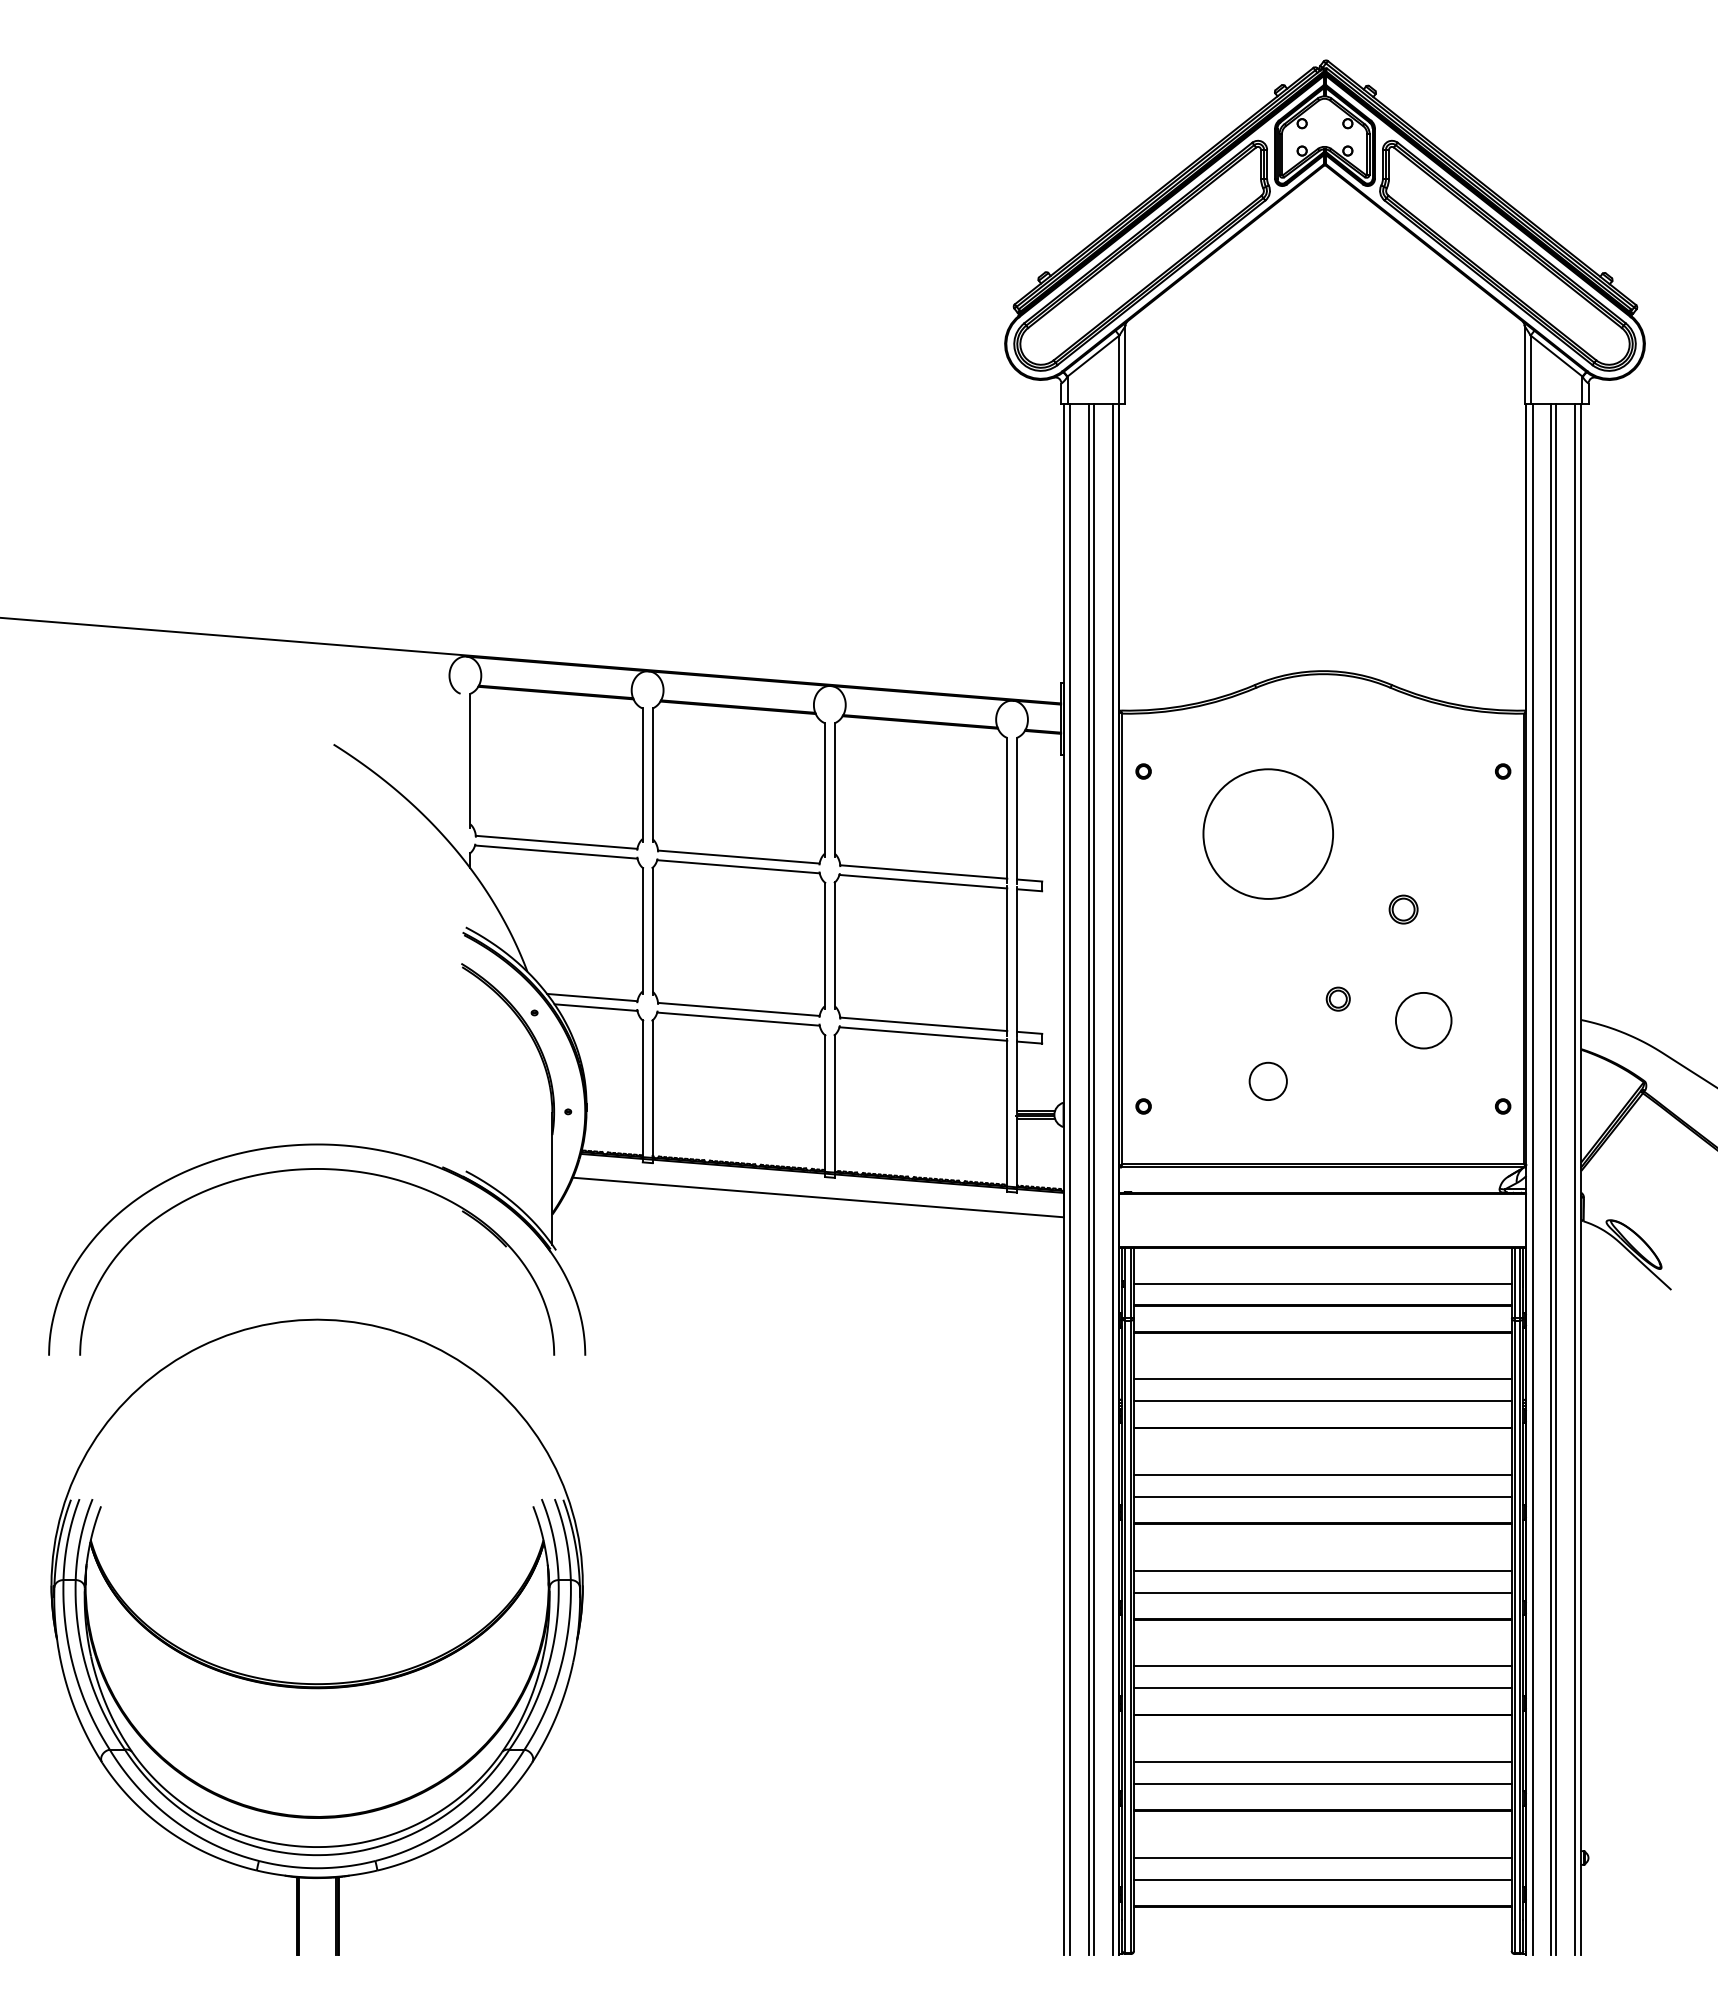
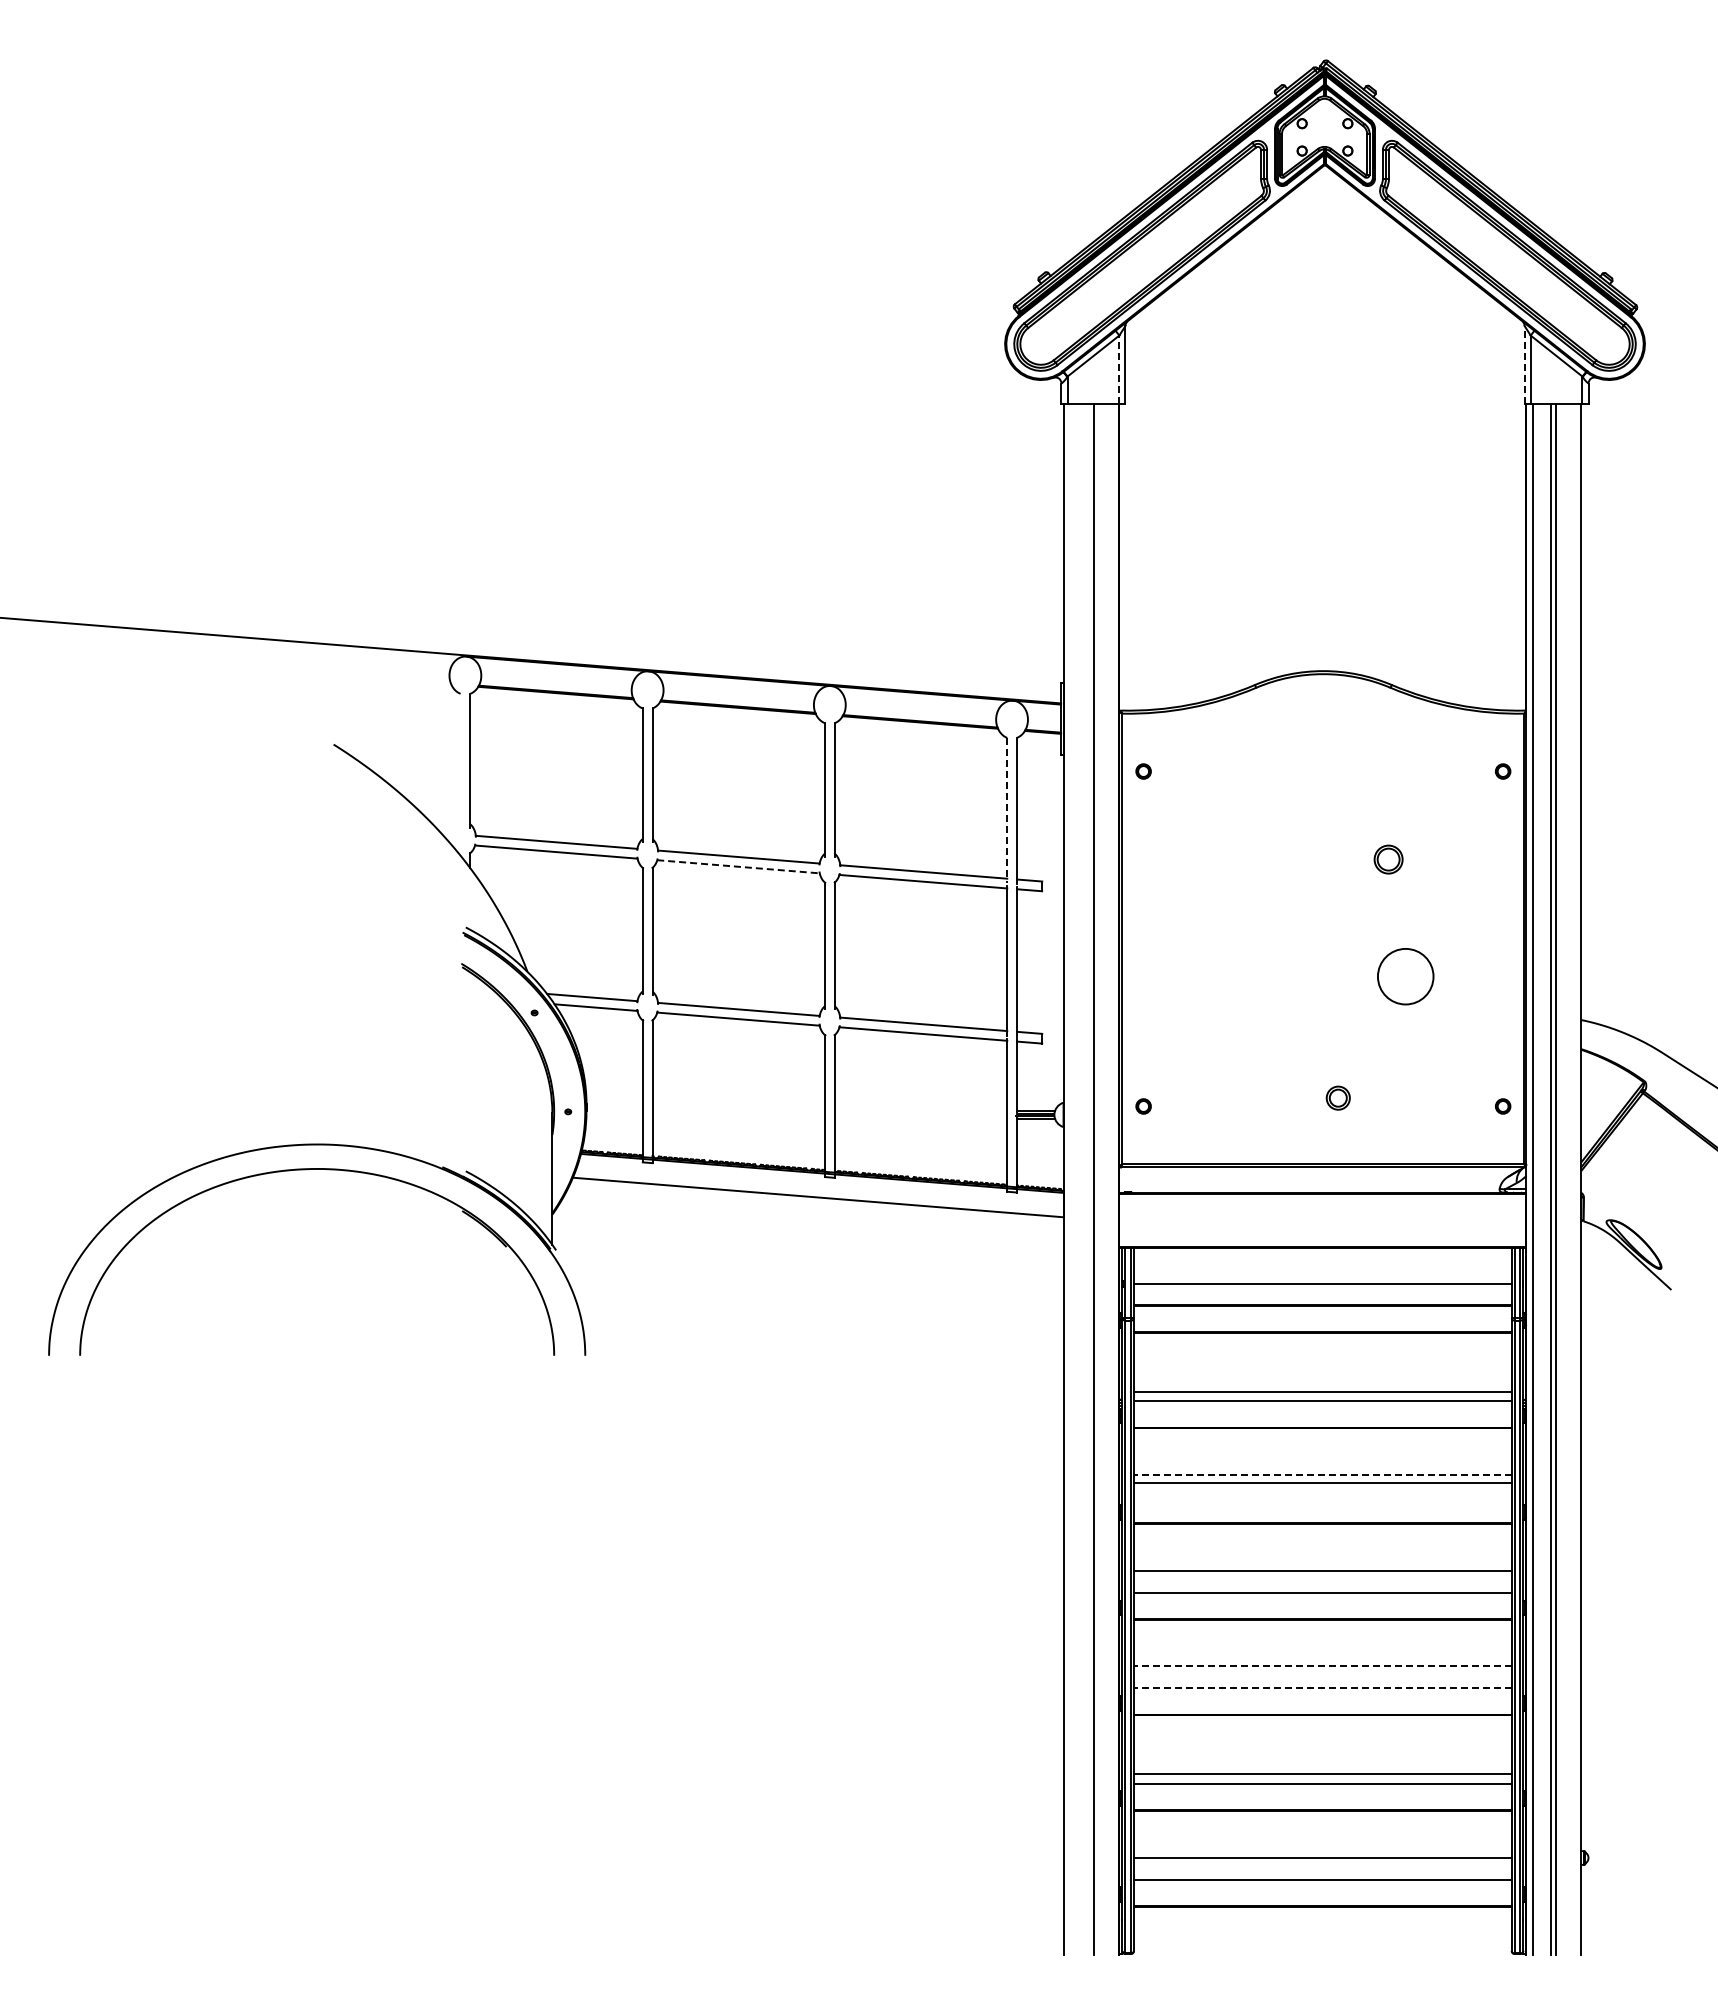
line: solid -> dashed (1524, 364)
line: solid -> dashed (1119, 369)
line: solid -> dashed (1007, 810)
circle: present -> none (1267, 833)
line: solid -> dashed (738, 866)
part position: (1403, 909) -> (1388, 859) (1388, 859)
part position: (1337, 998) -> (1337, 1097) (1337, 1097)
circle position: (1423, 1020) -> (1405, 976) (1405, 976)
circle: present -> none (1267, 1080)
line: present -> none (1070, 1179)
line: present -> none (1089, 1179)
line: present -> none (1112, 1179)
line: present -> none (1575, 1179)
line position: (1322, 1379) -> (1322, 1392) (1322, 1392)
line: solid -> dashed (1322, 1475)
line position: (1322, 1496) -> (1322, 1482) (1322, 1482)
part: present -> none (316, 1636)
line: solid -> dashed (1322, 1666)
line: solid -> dashed (1322, 1688)
line position: (1322, 1762) -> (1322, 1774) (1322, 1774)
